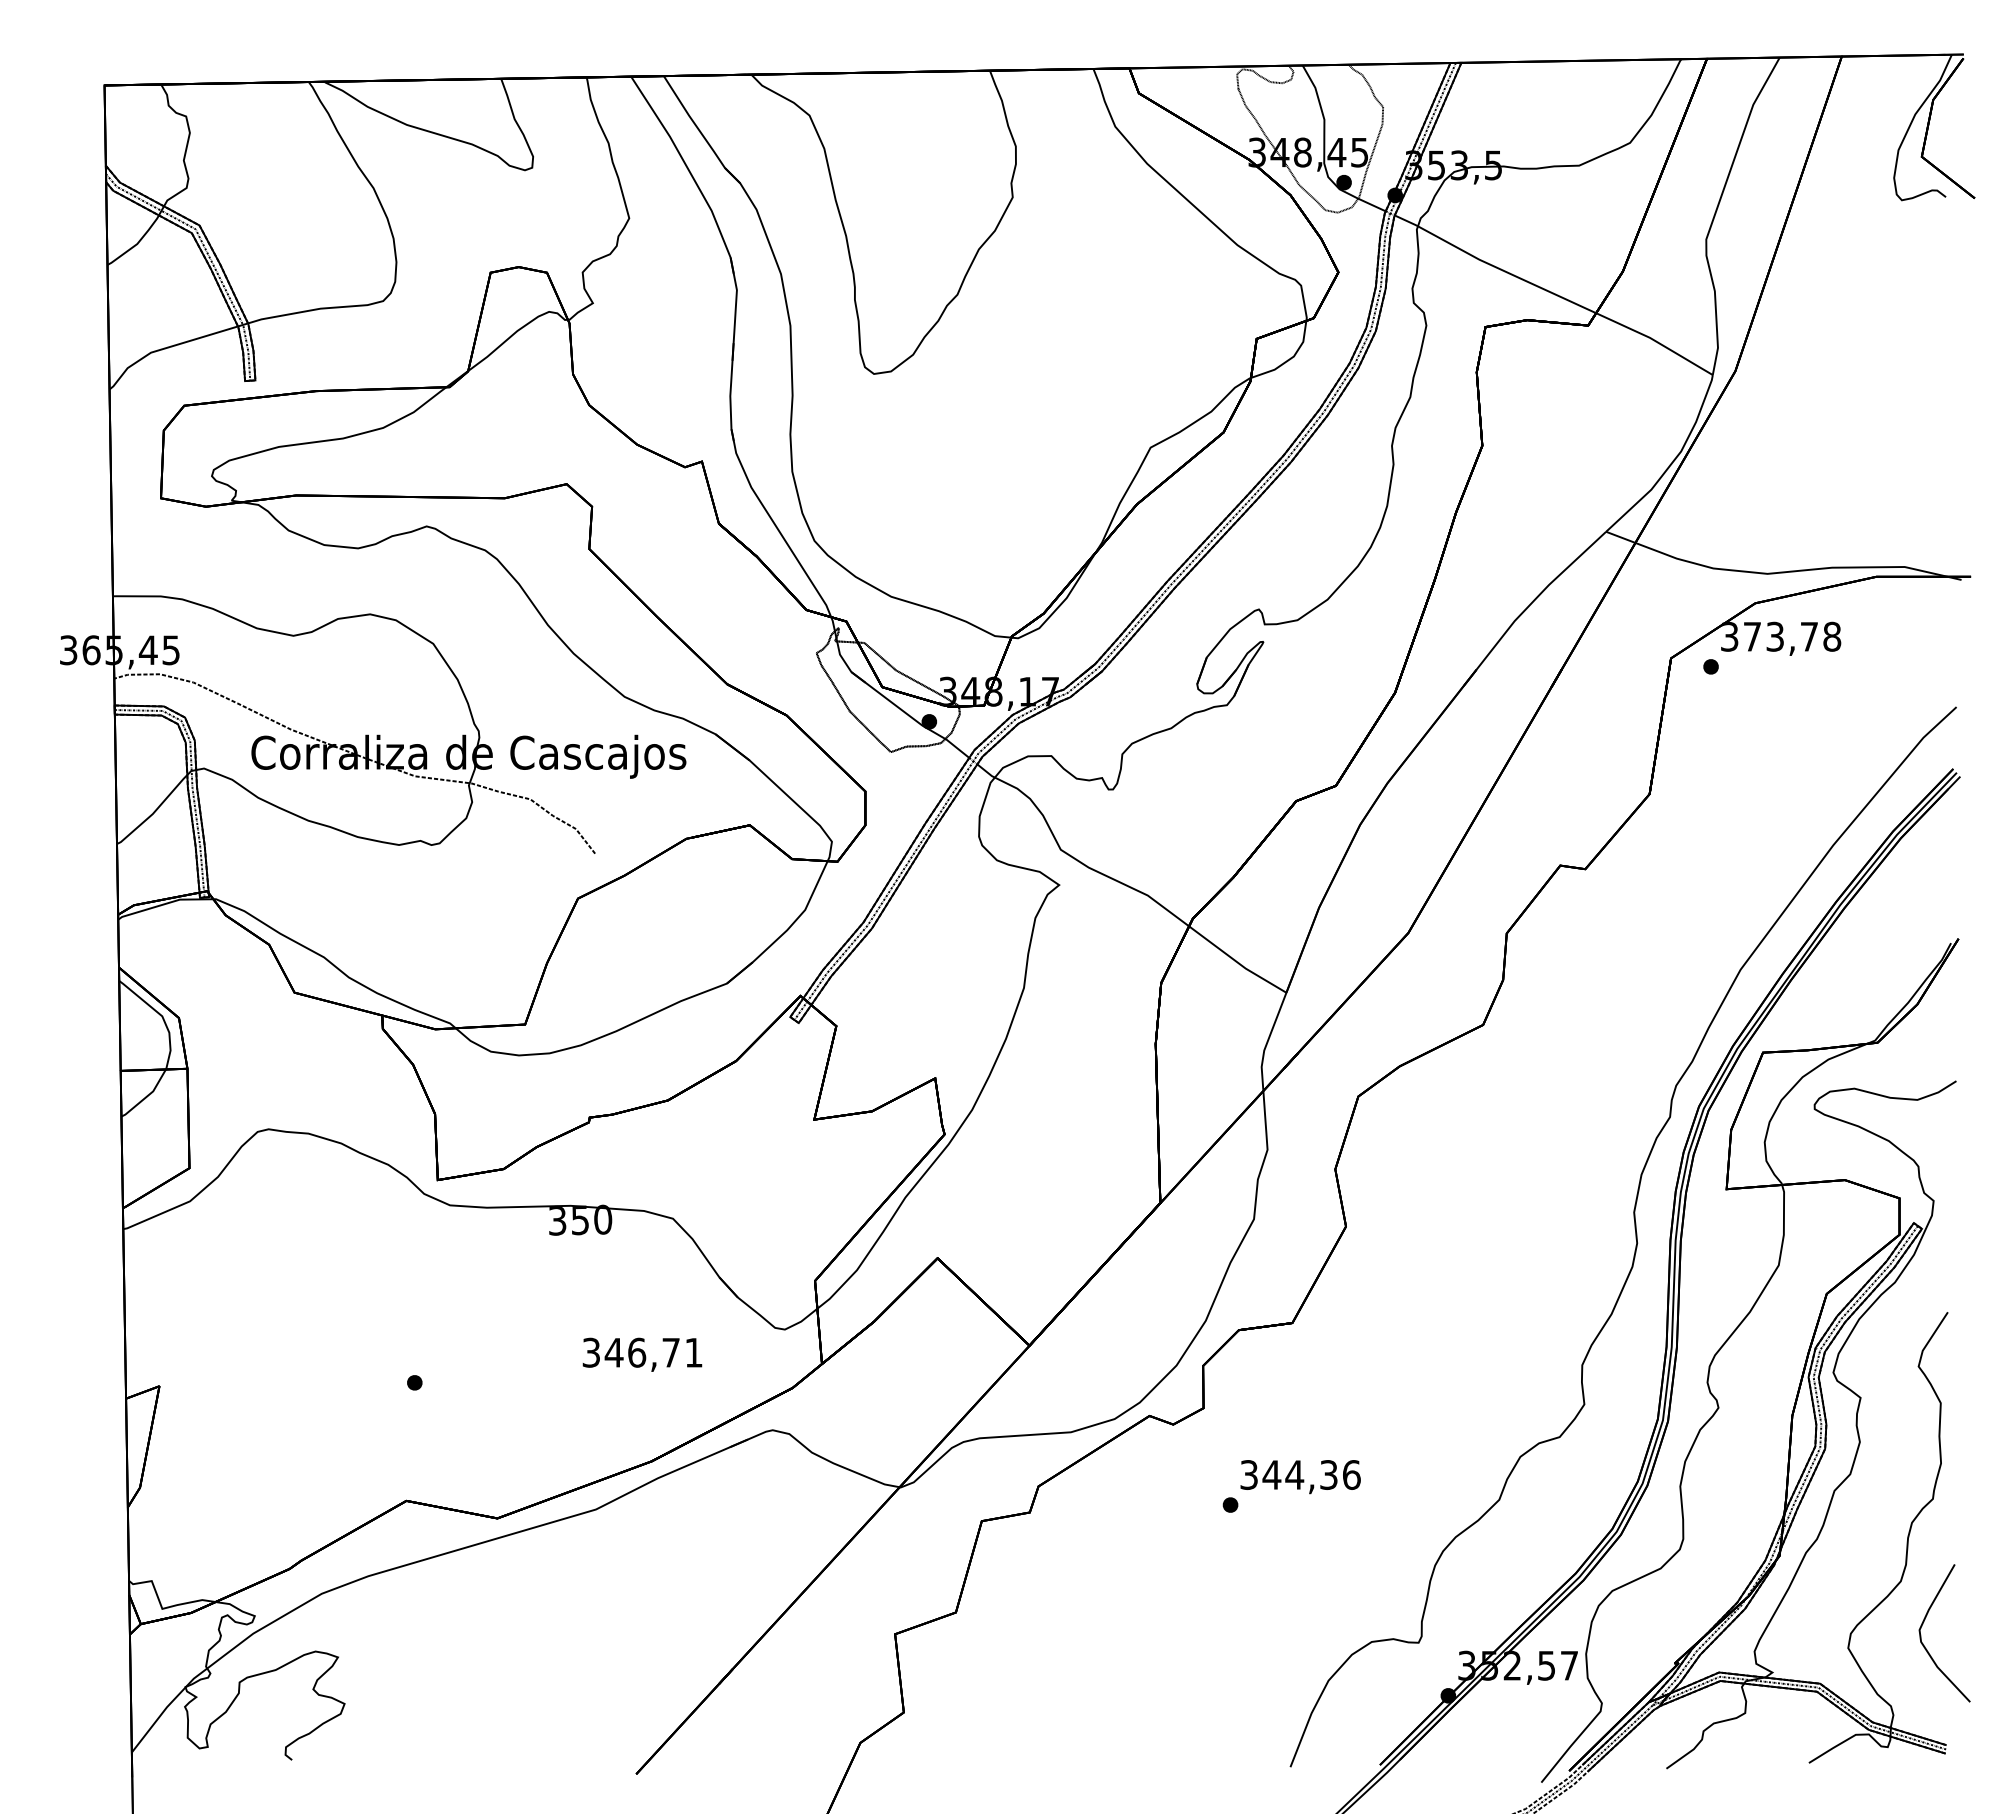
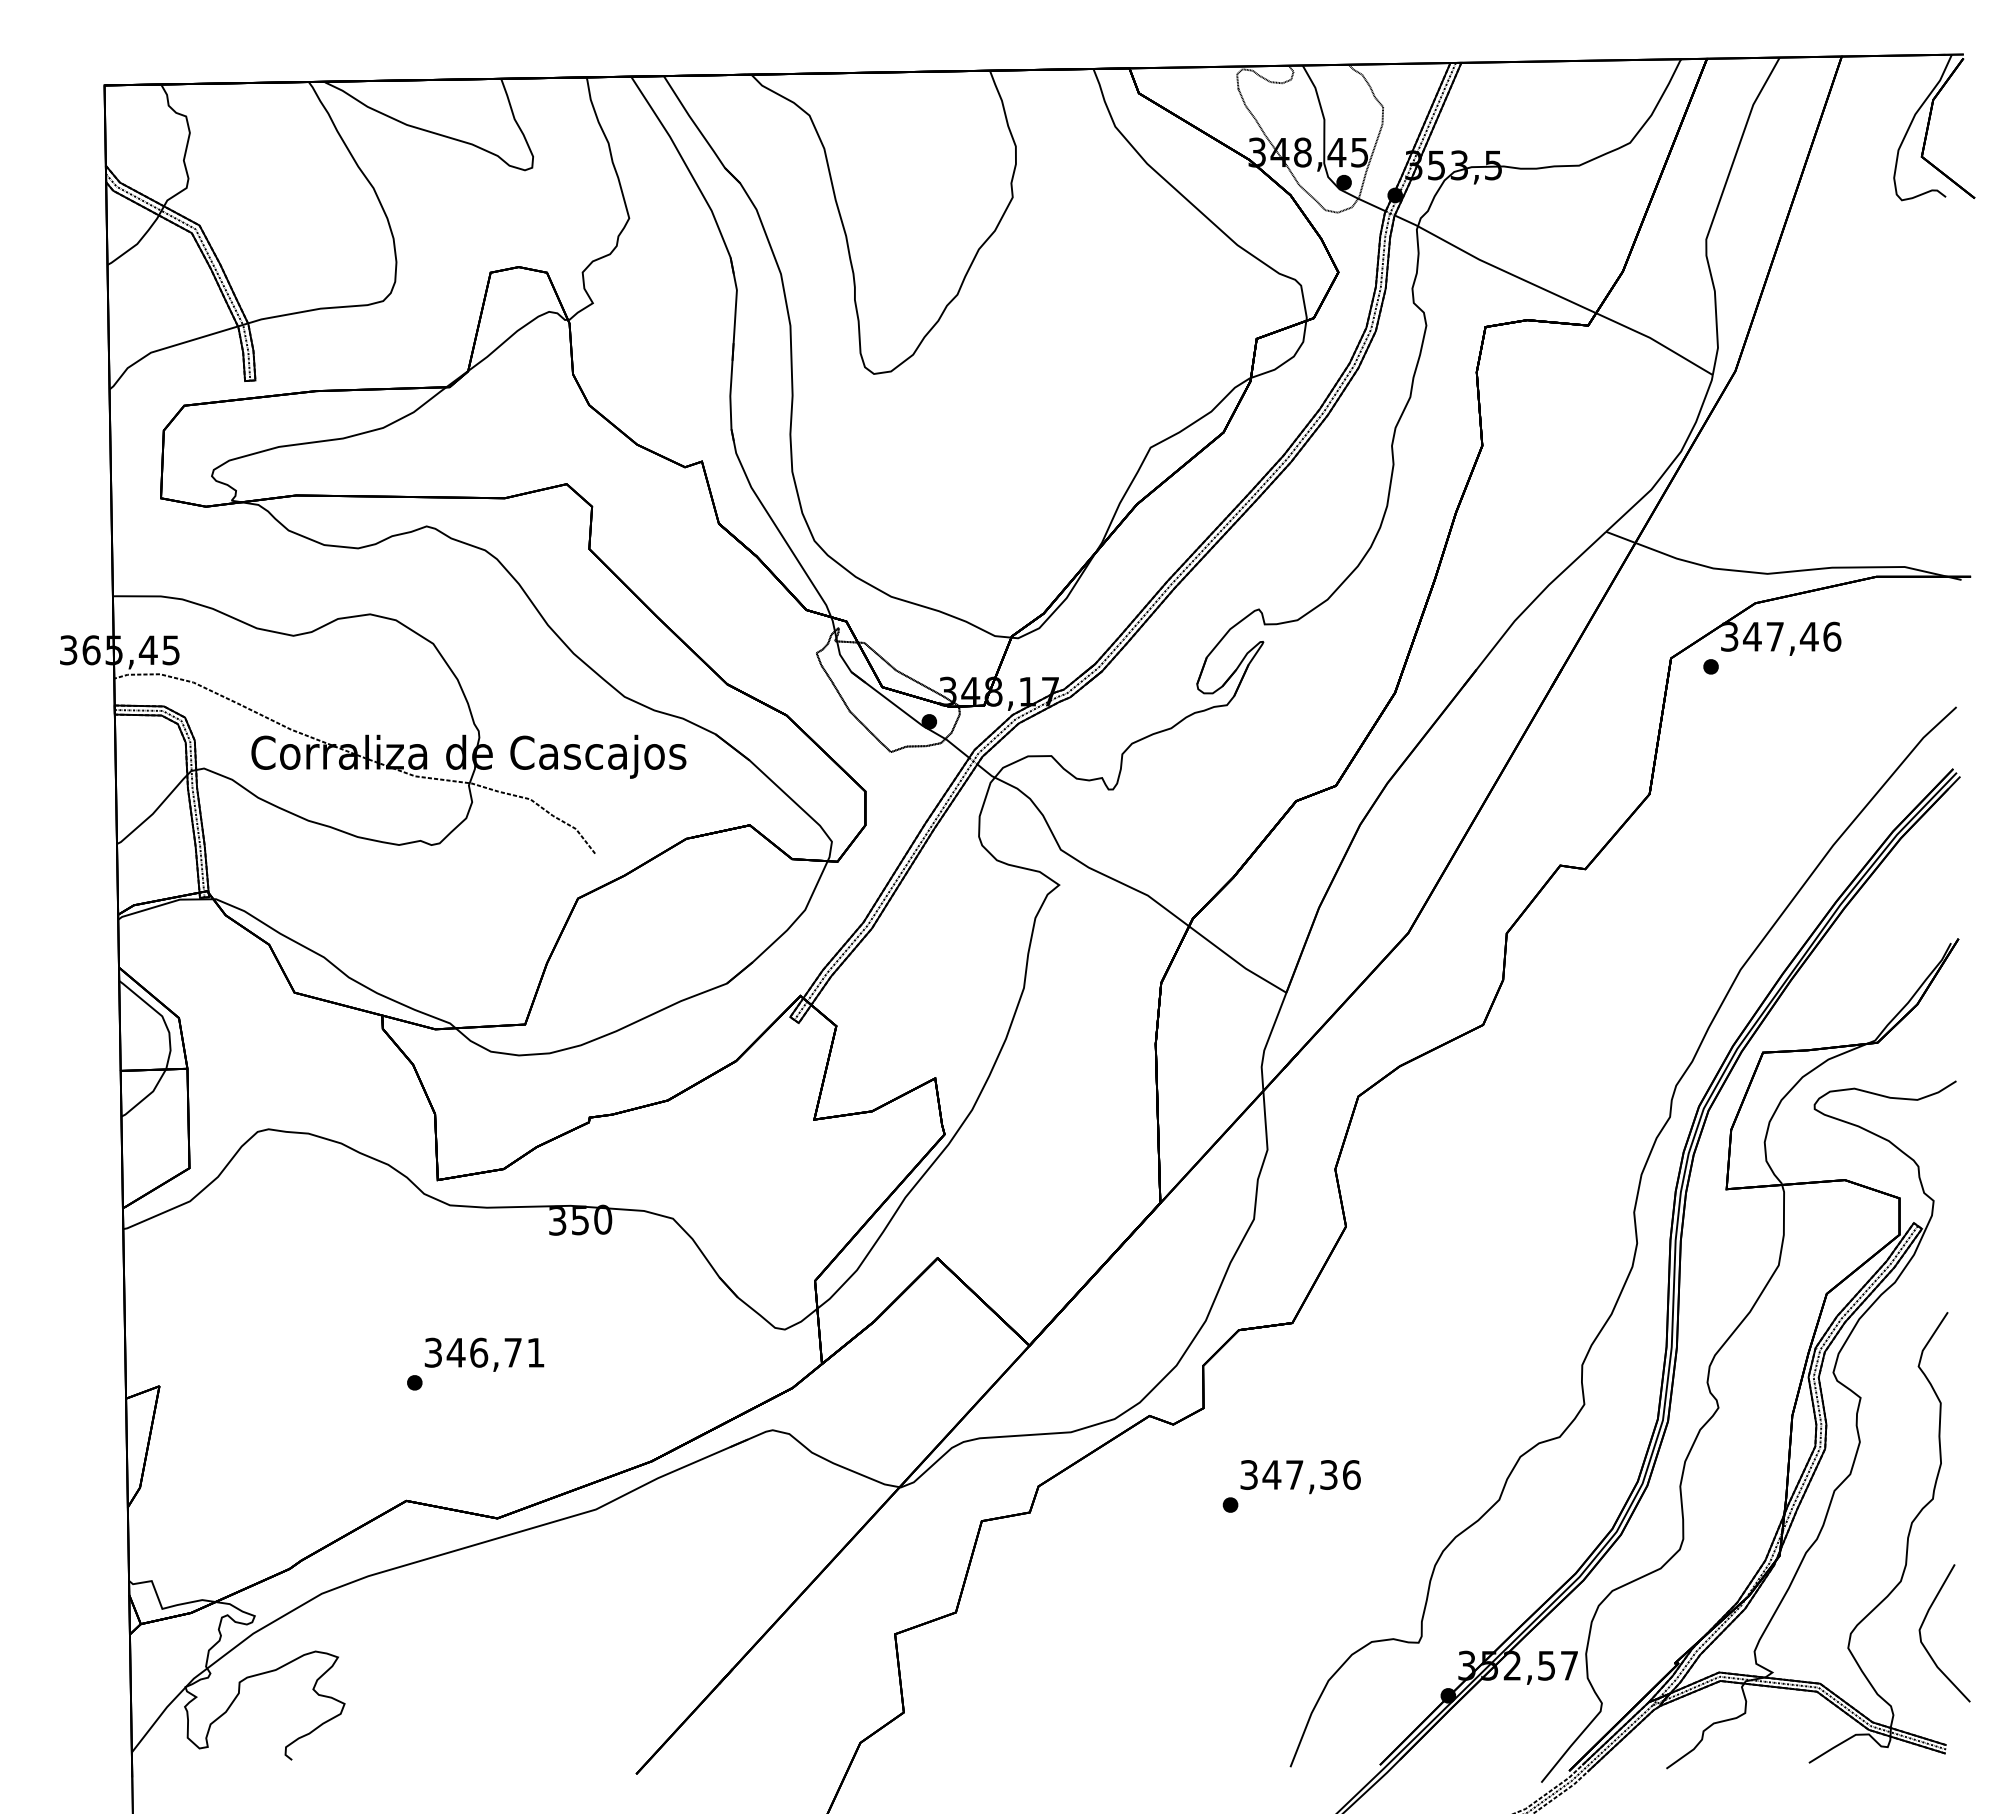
text: 373,78 -> 347,46 (1792, 636)
text position: (642, 1354) -> (484, 1354) (484, 1354)
text: 344,36 -> 347,36 (1294, 1474)
